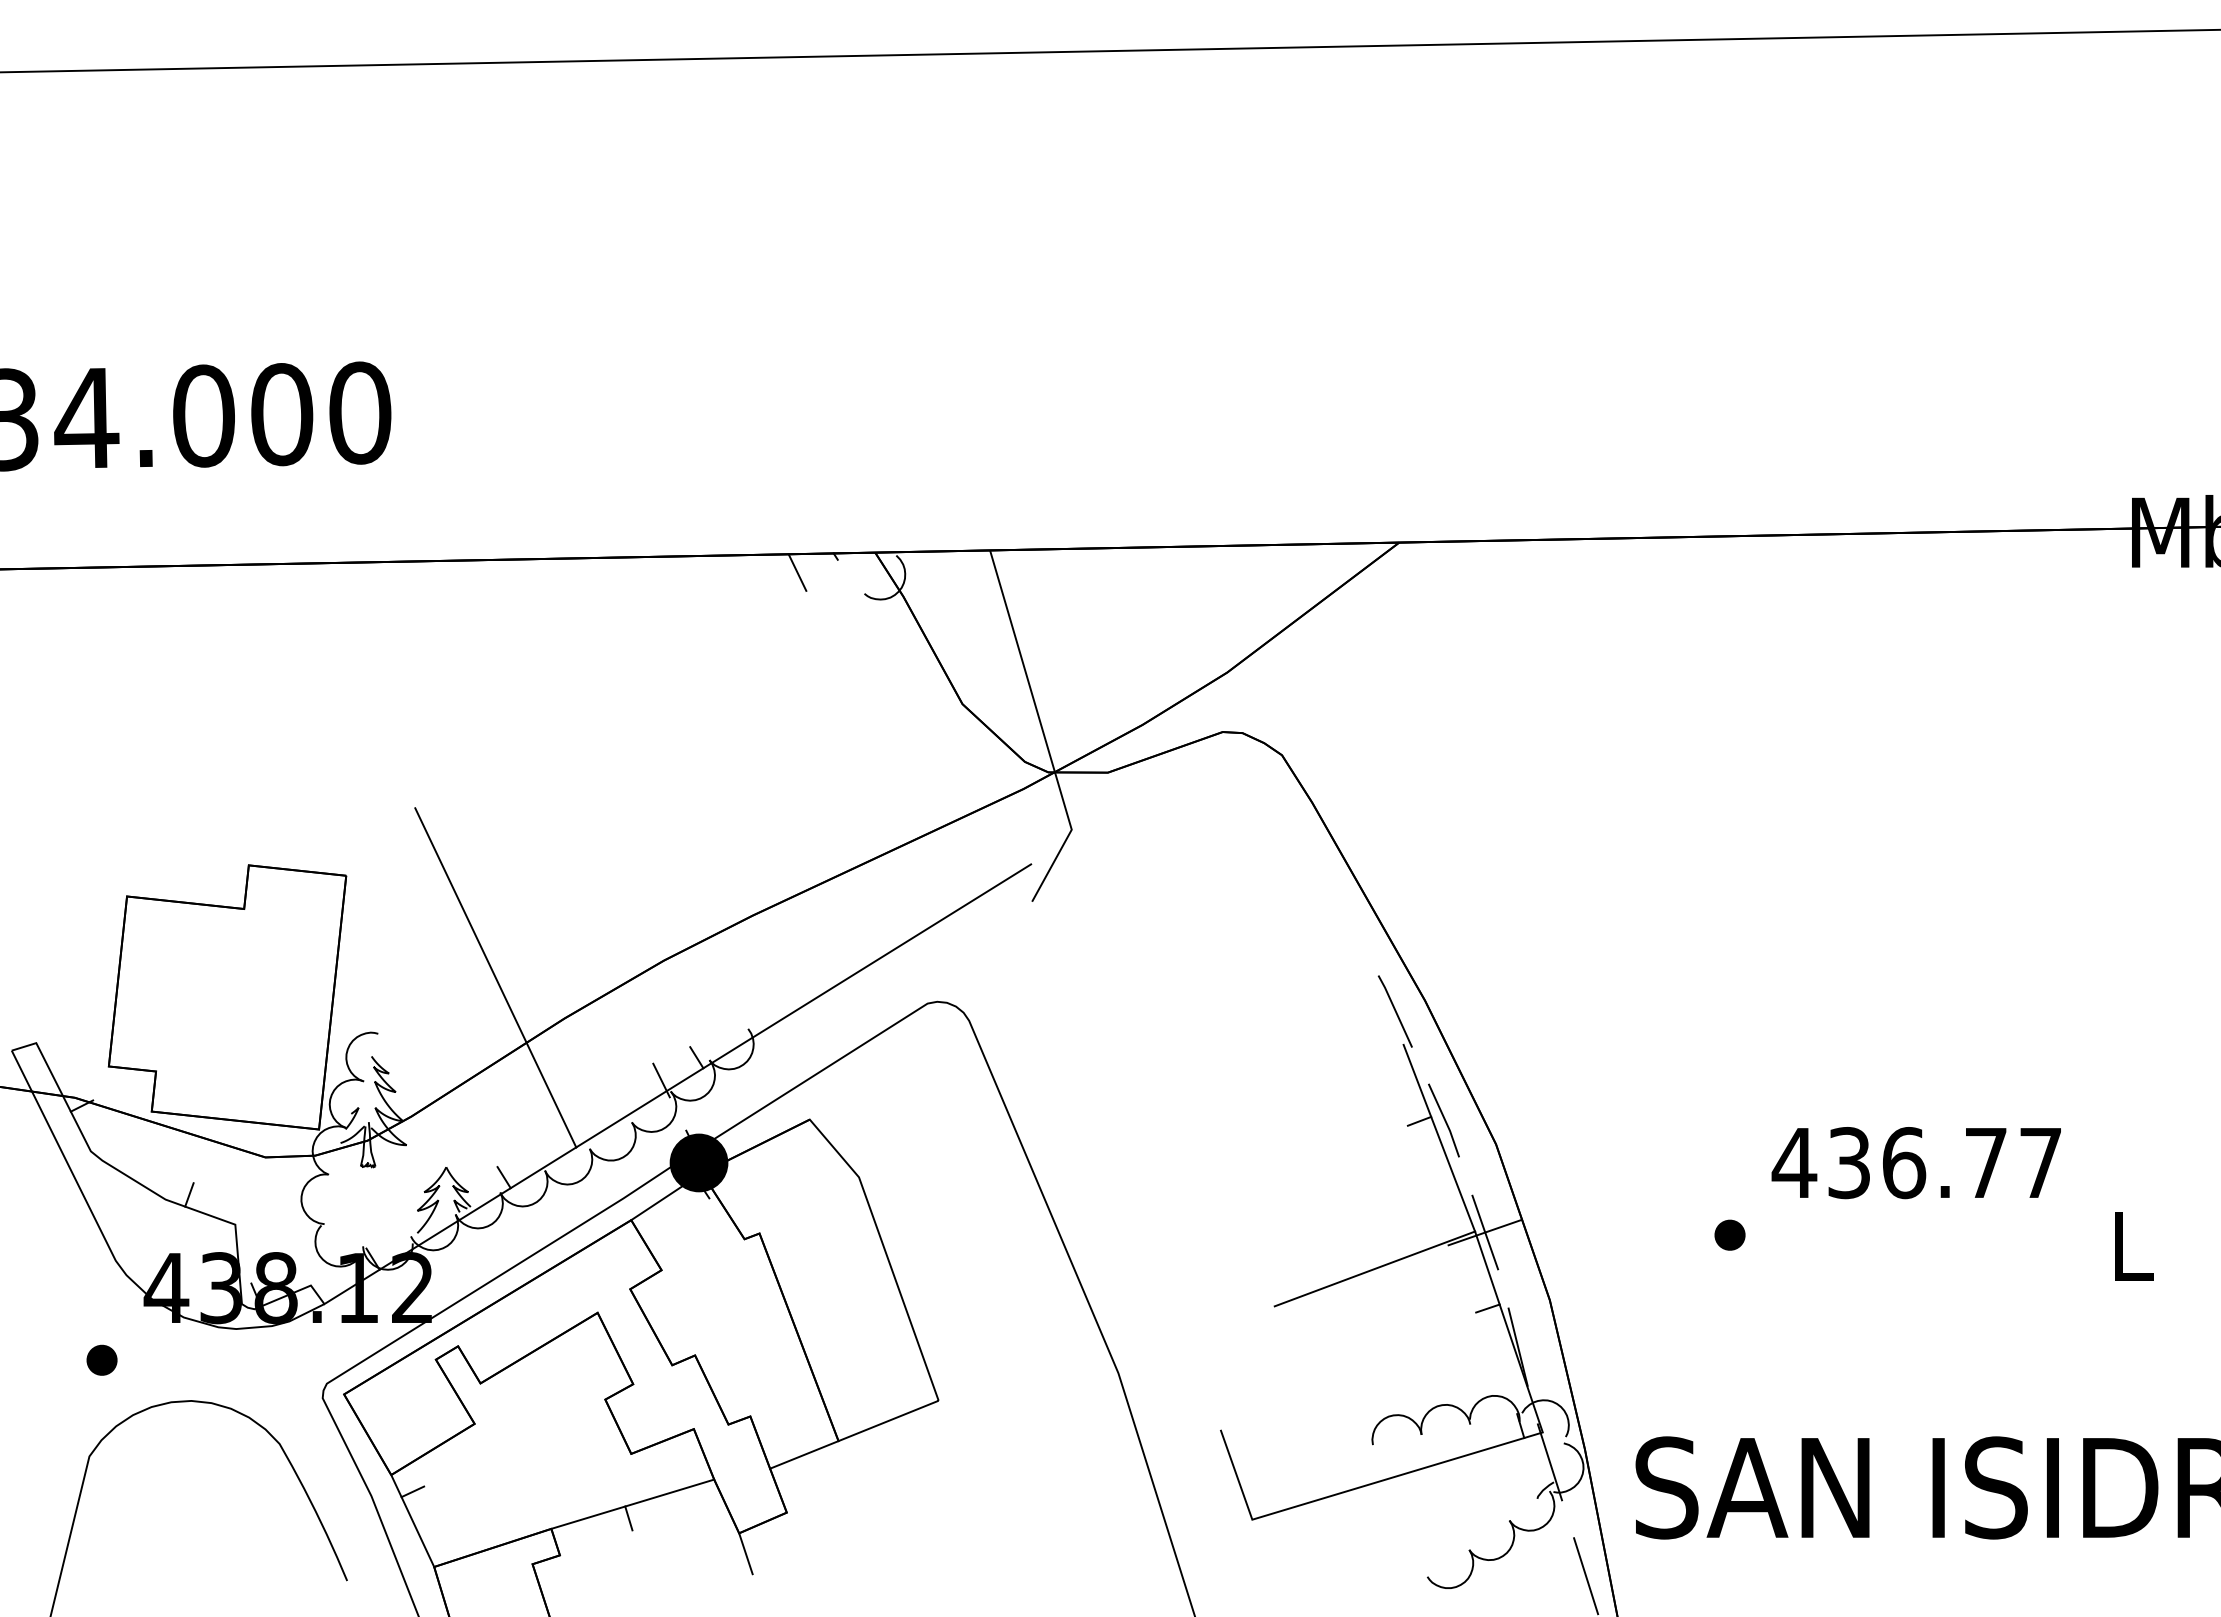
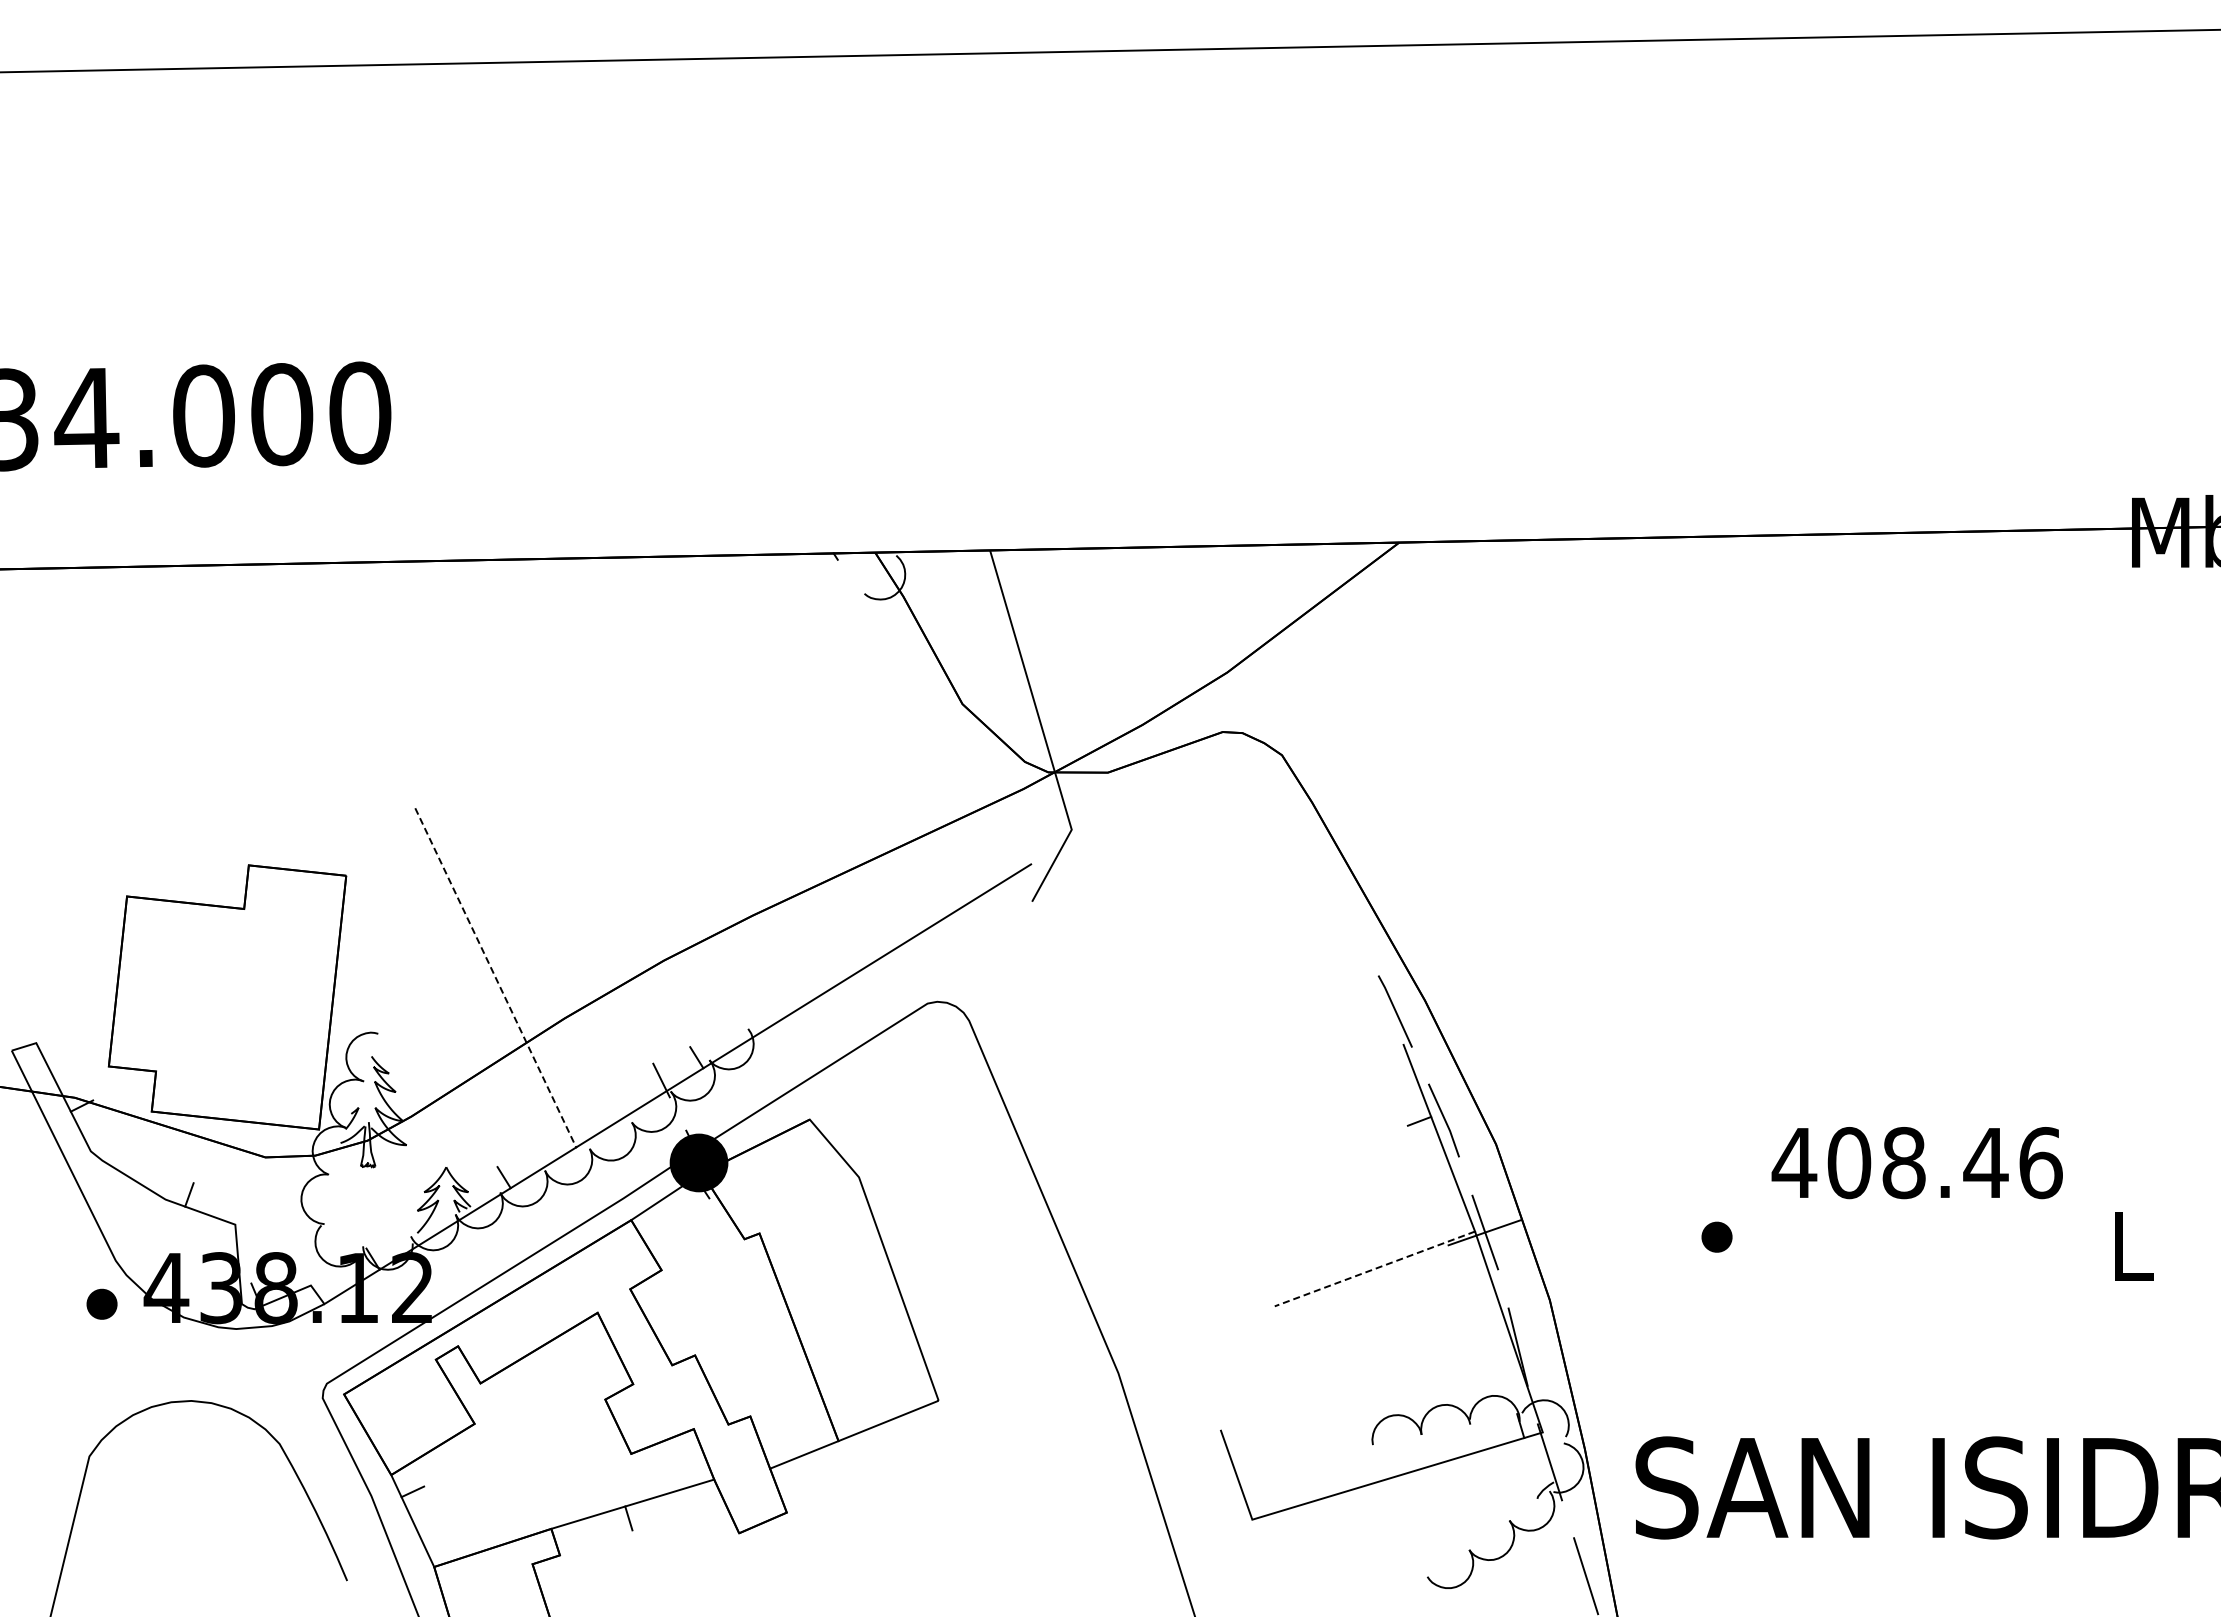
line: present -> none (797, 572)
line: solid -> dashed (495, 977)
text: 436.77 -> 408.46 (1944, 1163)
part position: (1729, 1234) -> (1716, 1236) (1716, 1236)
line: solid -> dashed (1374, 1268)
line: present -> none (1487, 1308)
part position: (101, 1359) -> (101, 1303) (101, 1303)
line: present -> none (745, 1553)
